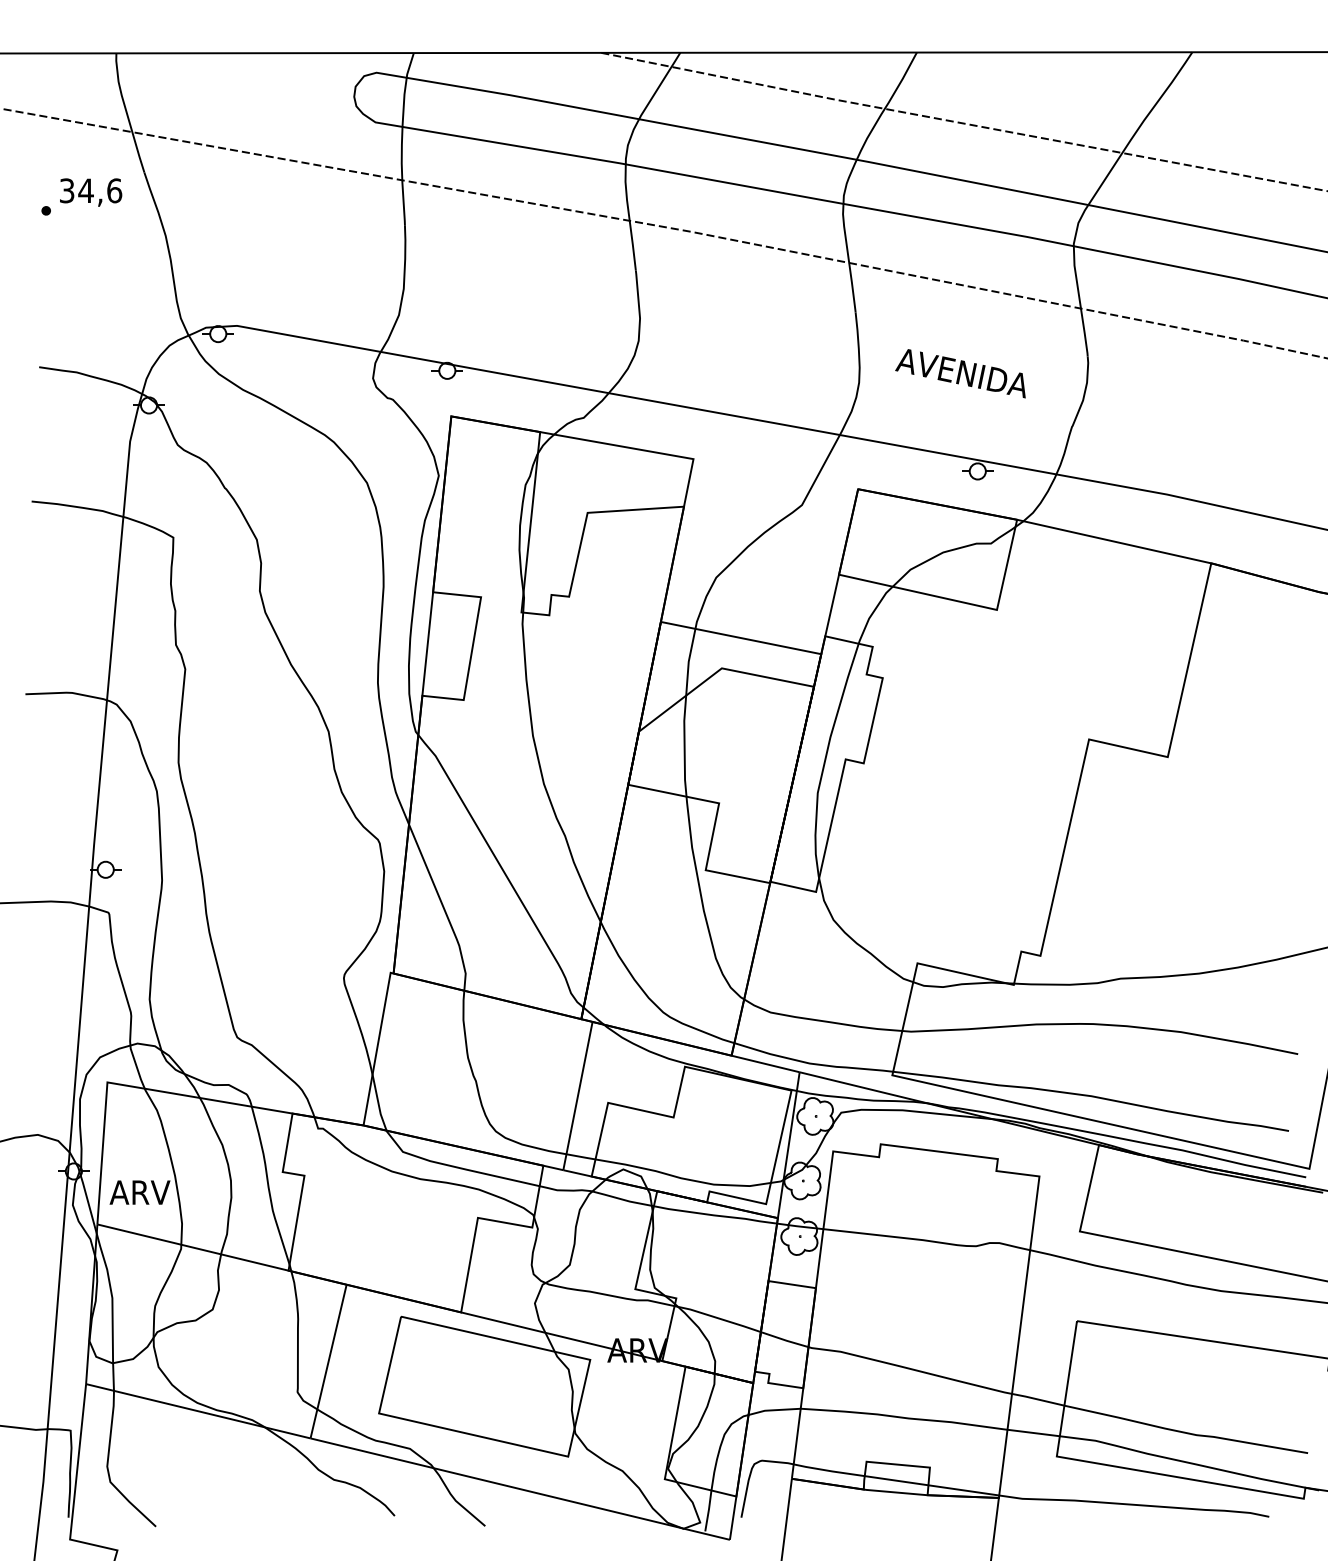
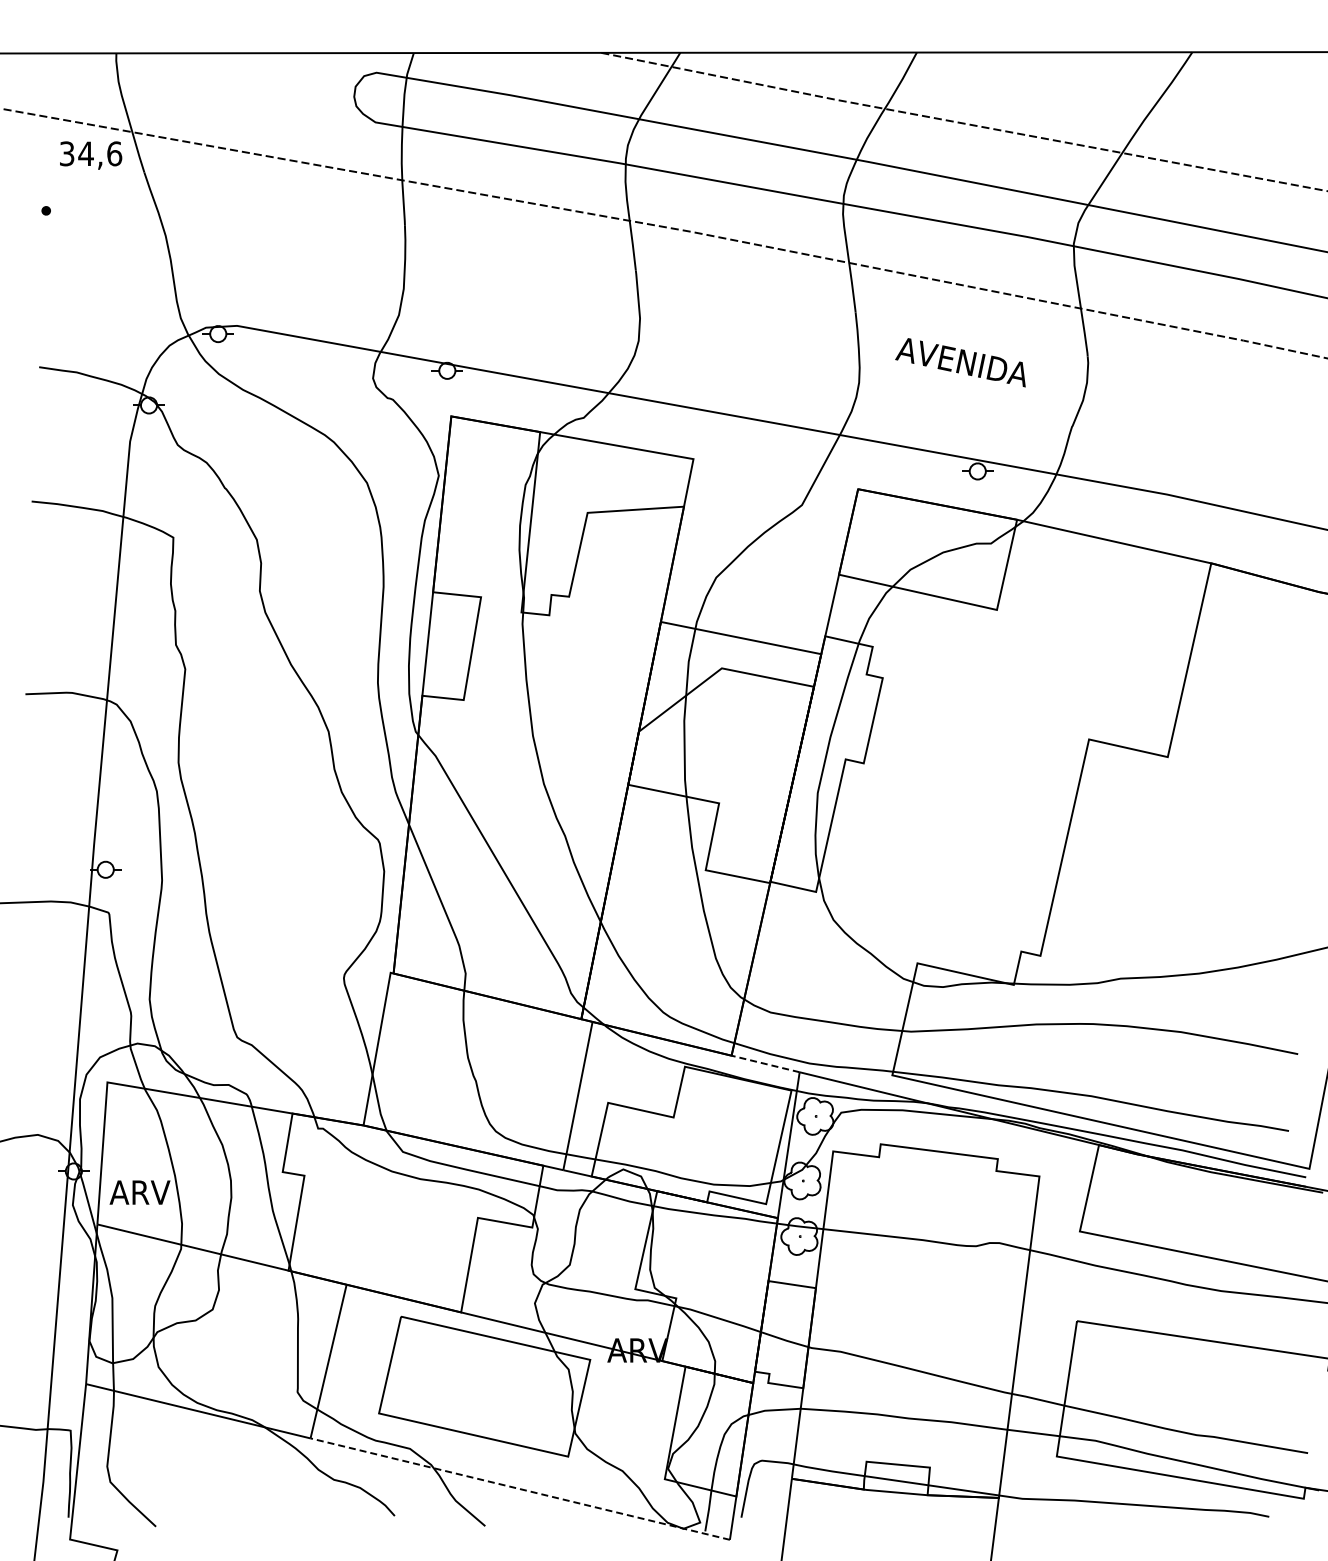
text position: (91, 192) -> (91, 155) (91, 155)
text position: (960, 373) -> (960, 362) (960, 362)
line: solid -> dashed (765, 1063)
line: solid -> dashed (520, 1489)
